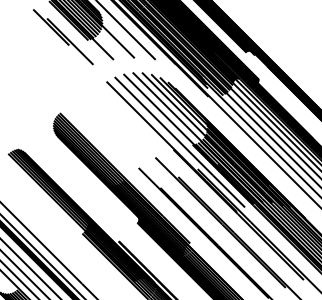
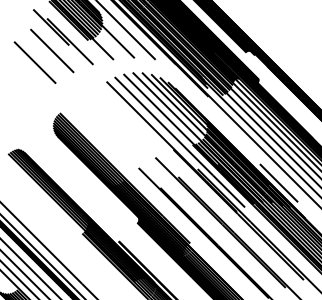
line: none -> present (52, 50)
line: none -> present (35, 62)
line: none -> present (278, 183)
